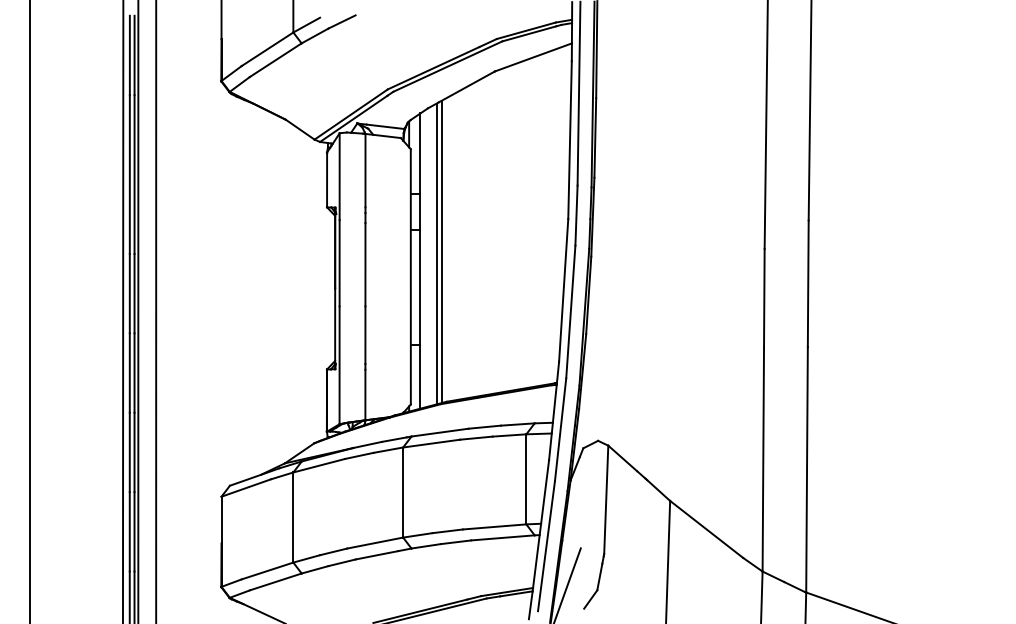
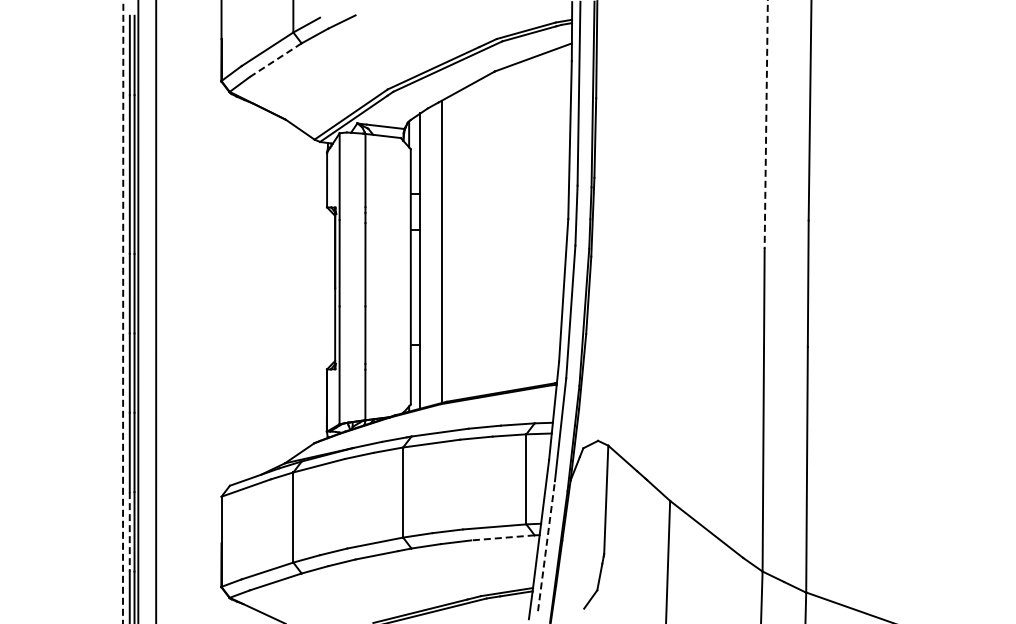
line: solid -> dashed (275, 60)
line: solid -> dashed (766, 125)
line: present -> none (436, 253)
line: present -> none (30, 311)
line: solid -> dashed (123, 312)
line: solid -> dashed (129, 531)
line: solid -> dashed (502, 537)
line: solid -> dashed (546, 546)
line: present -> none (567, 584)
